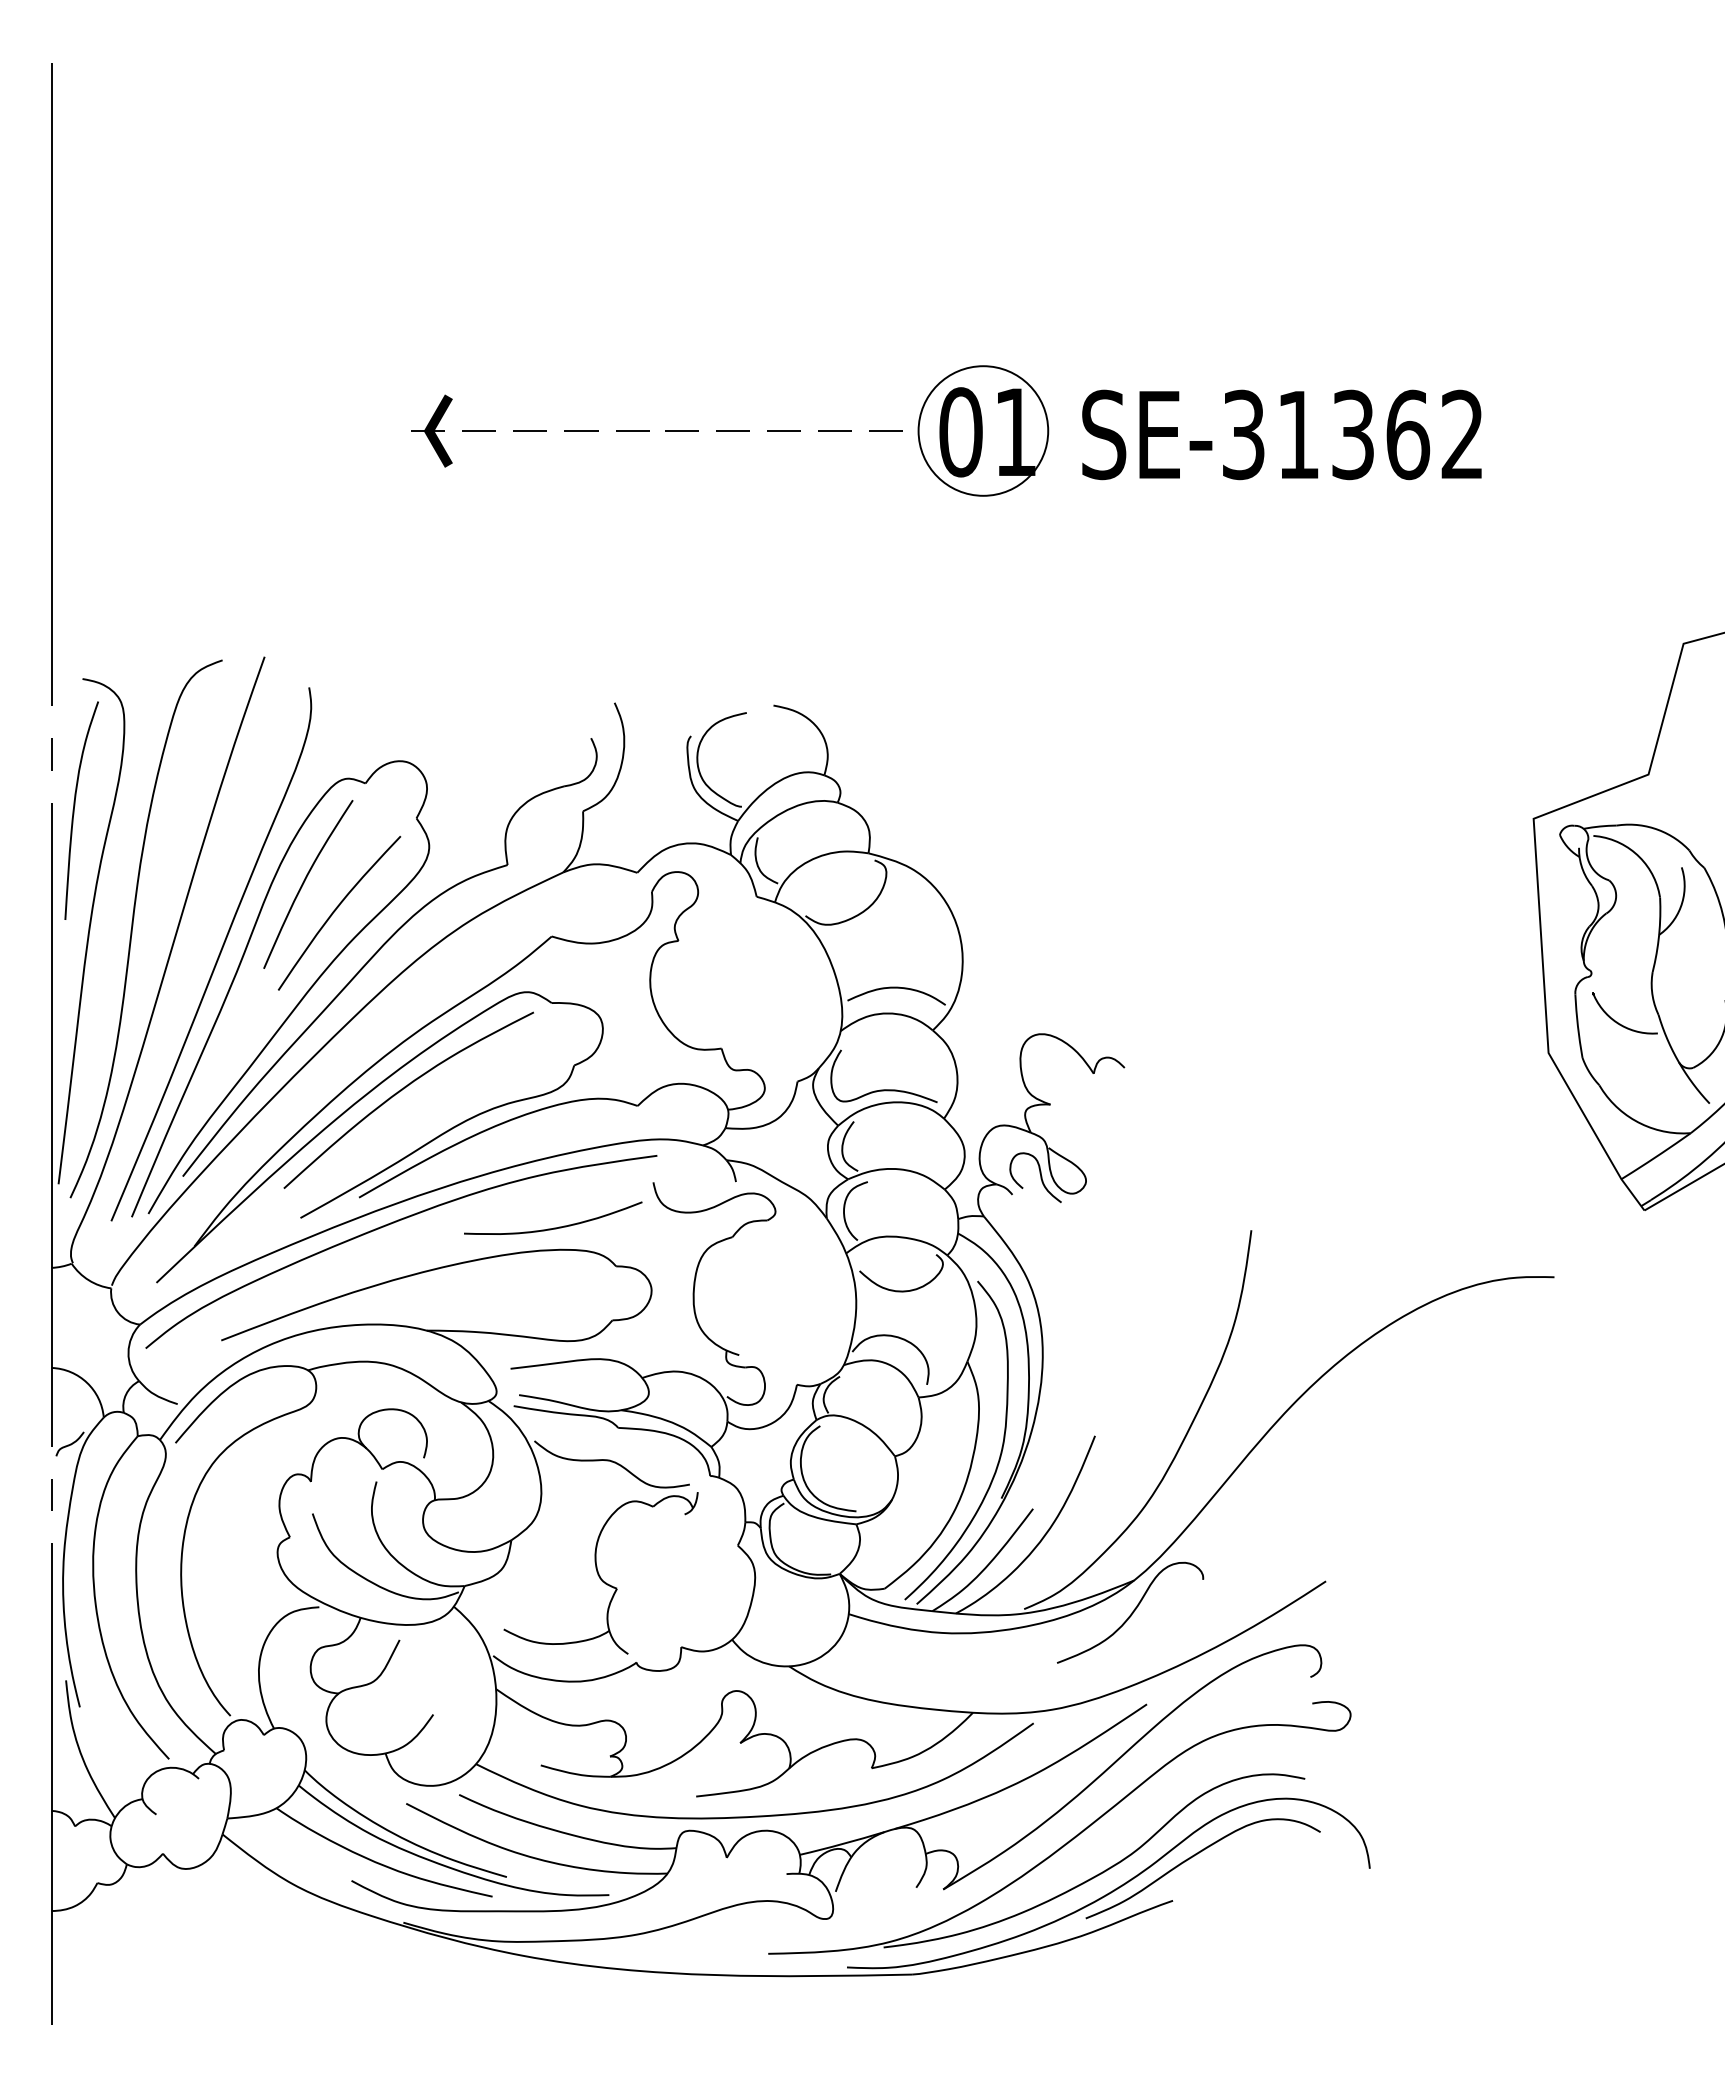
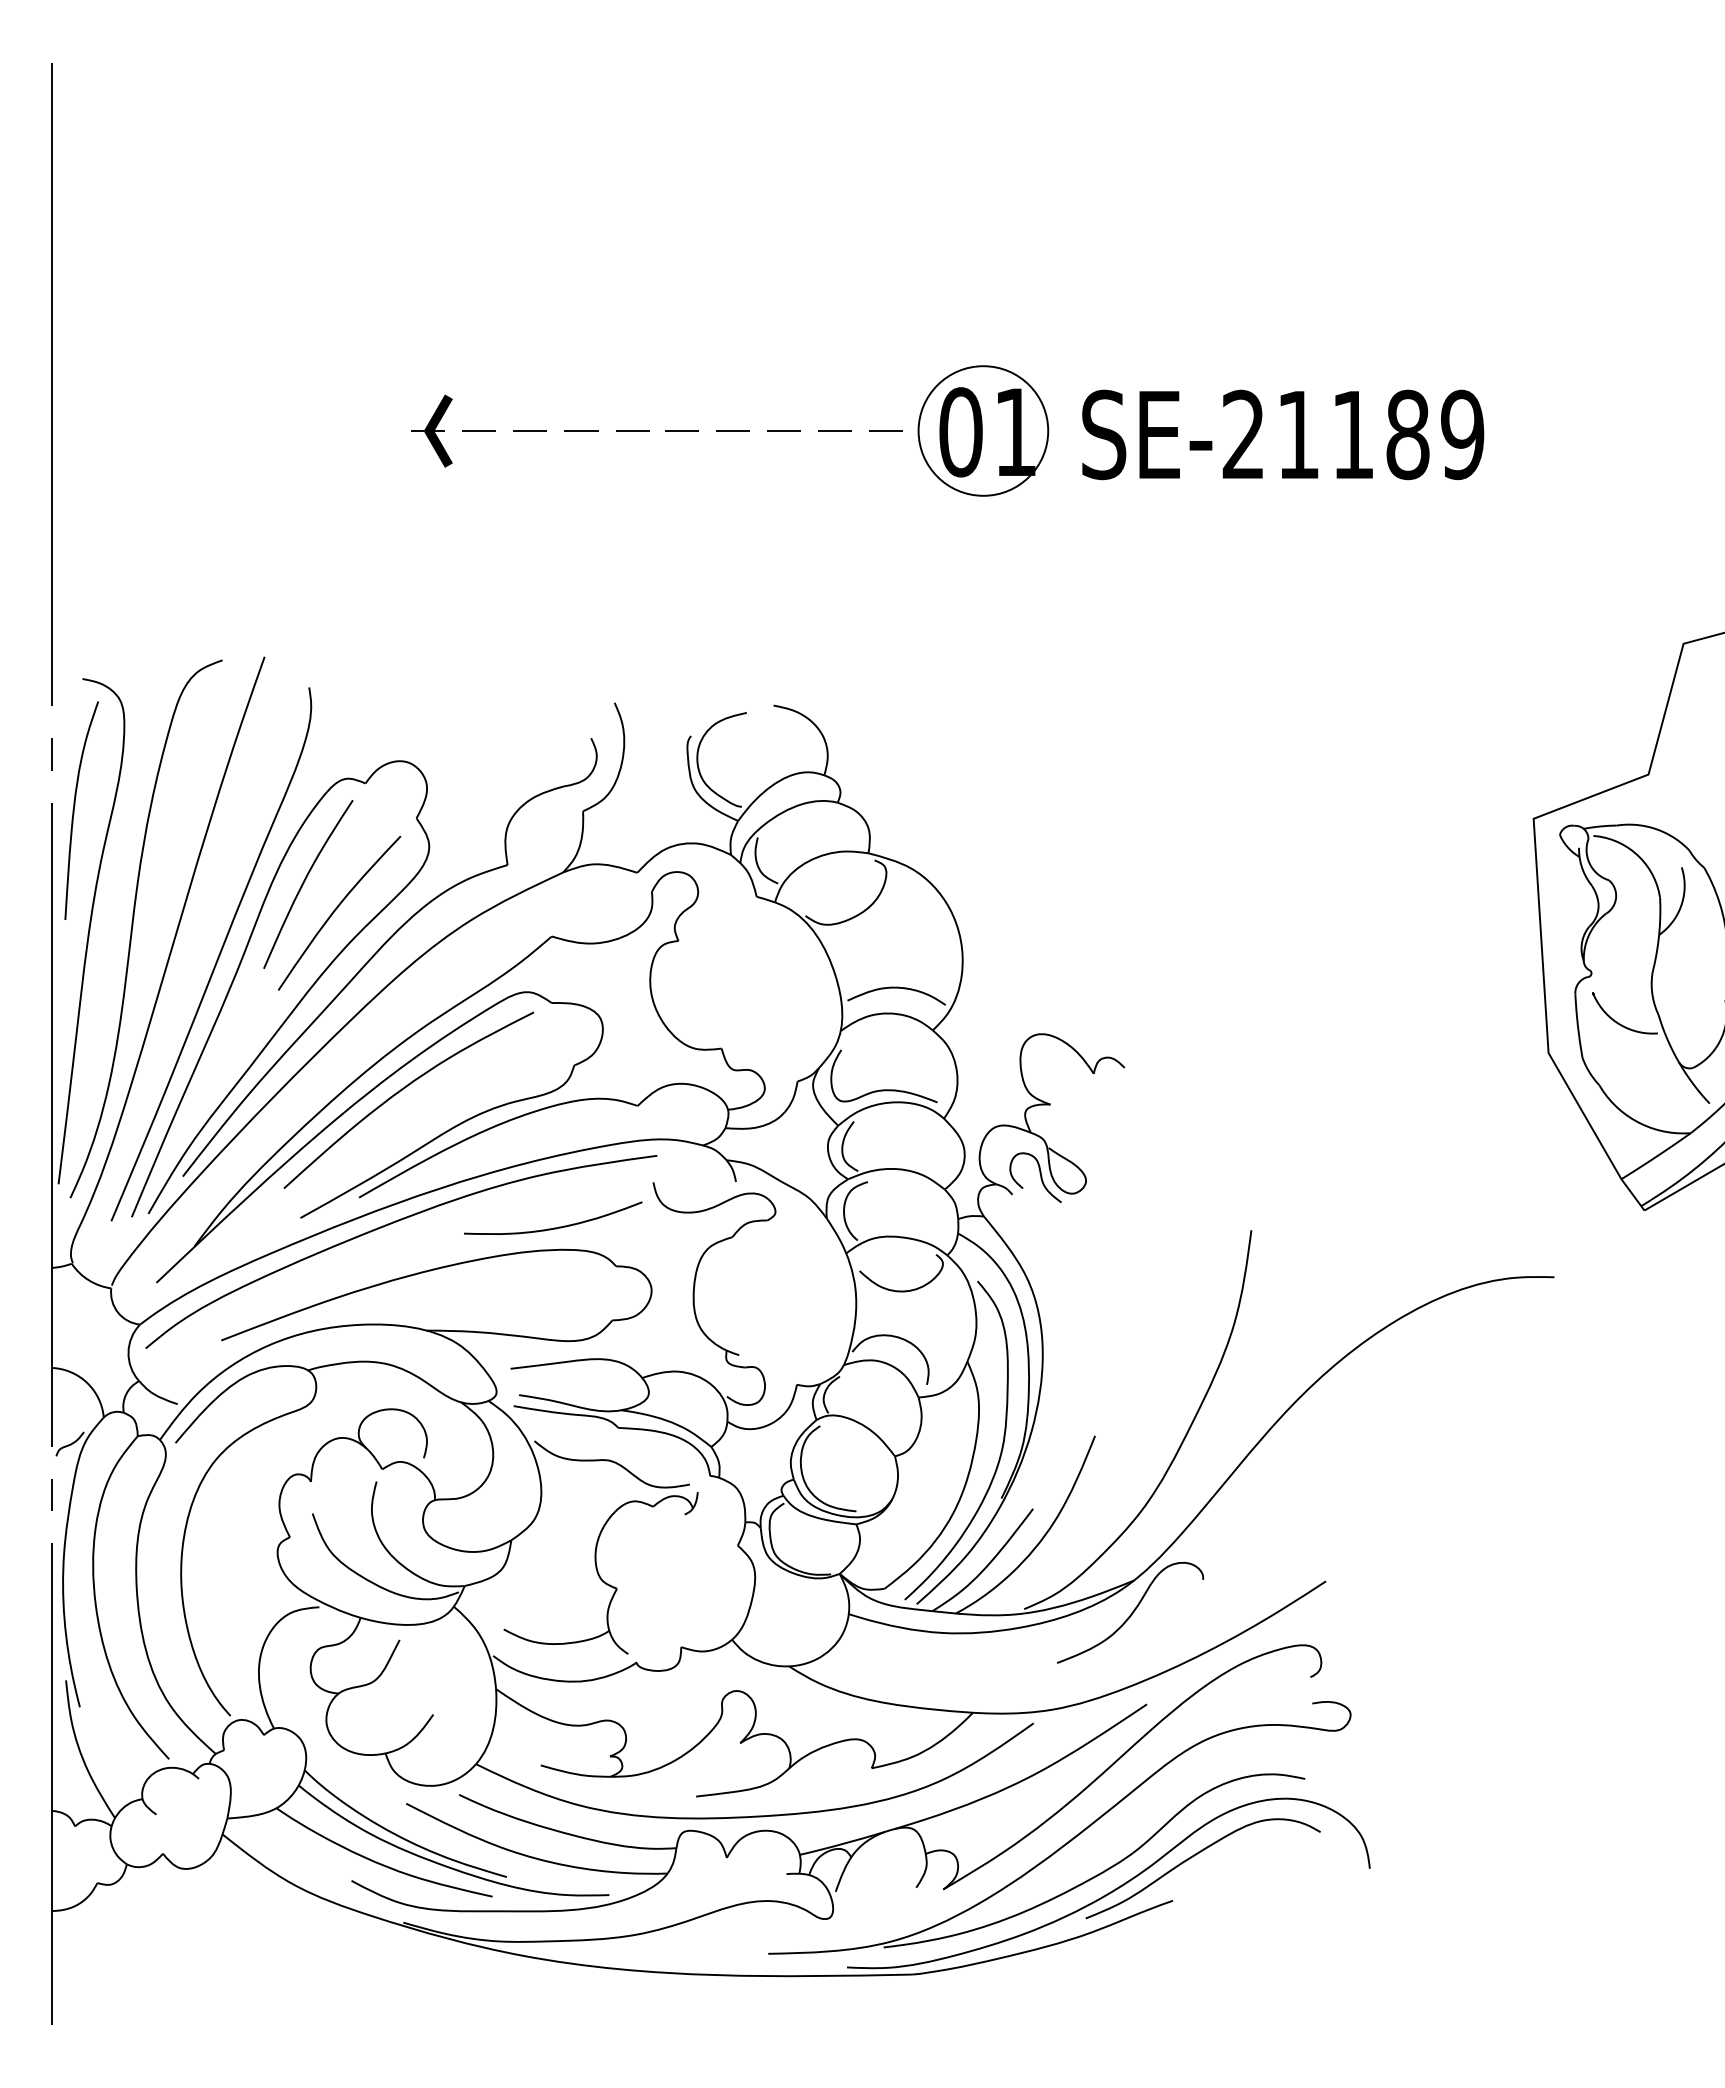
text: SE-31362 -> SE-21189 (1353, 434)
